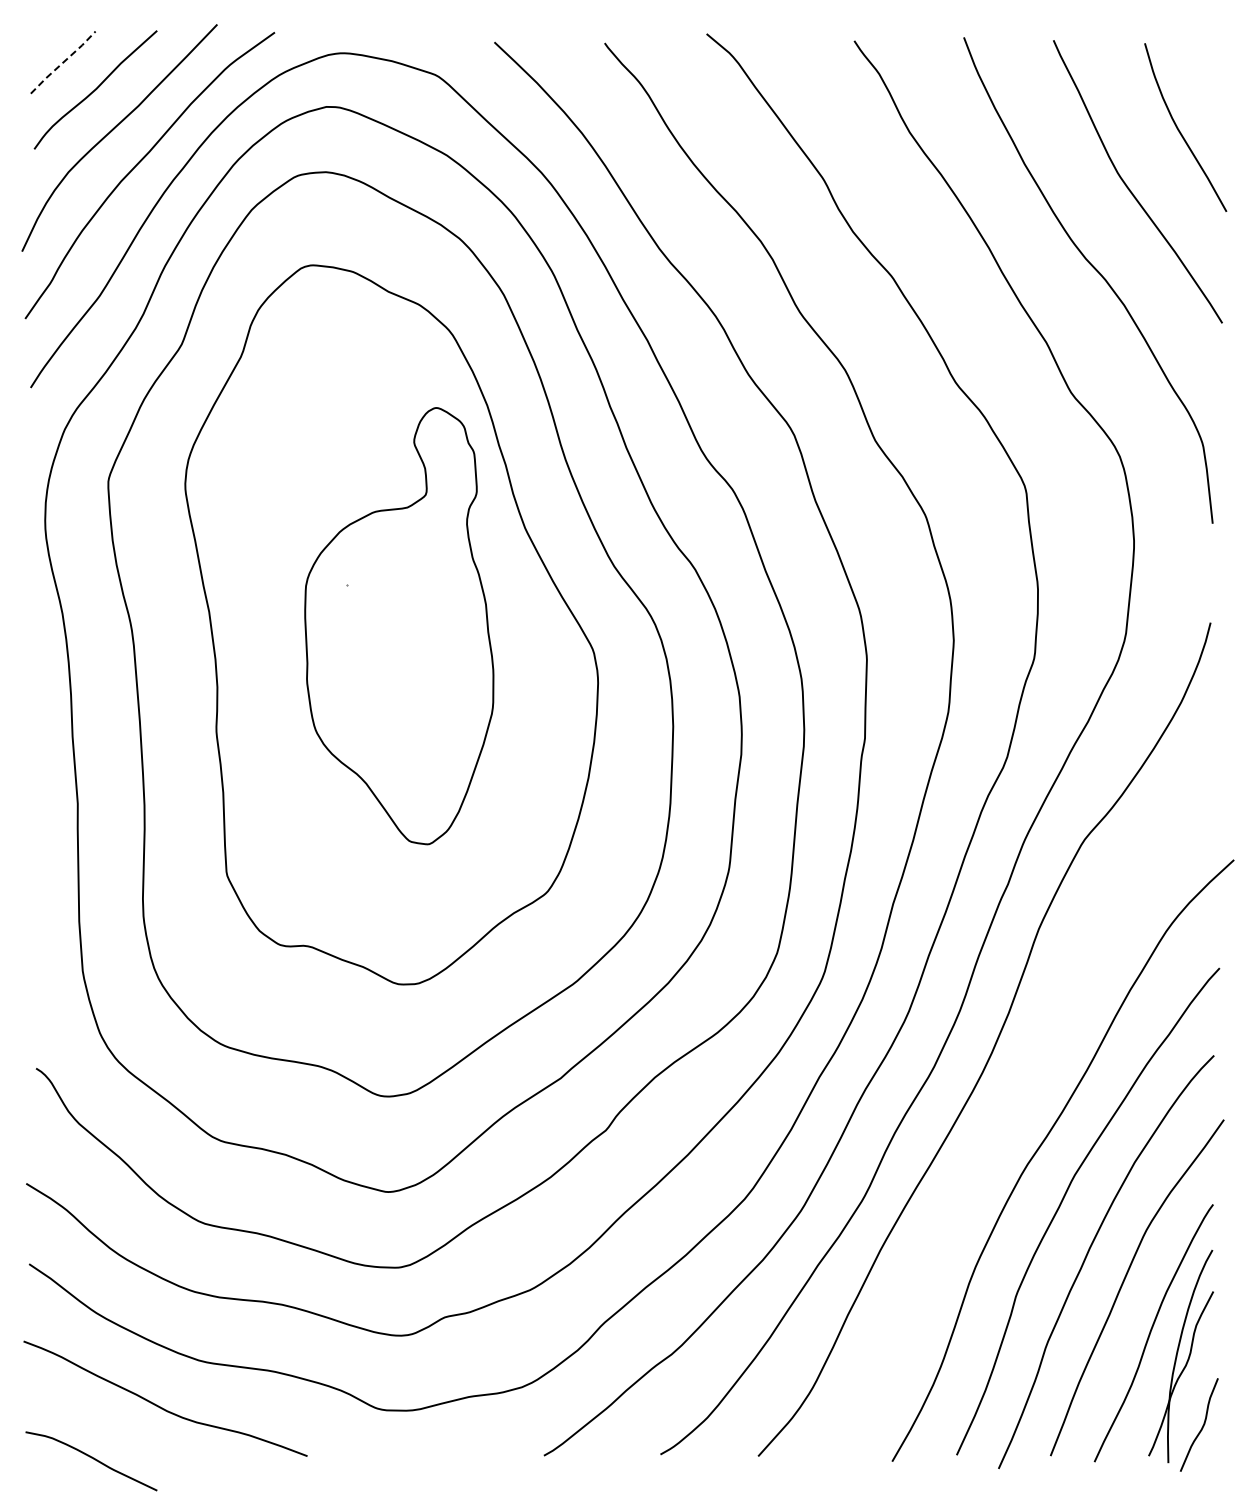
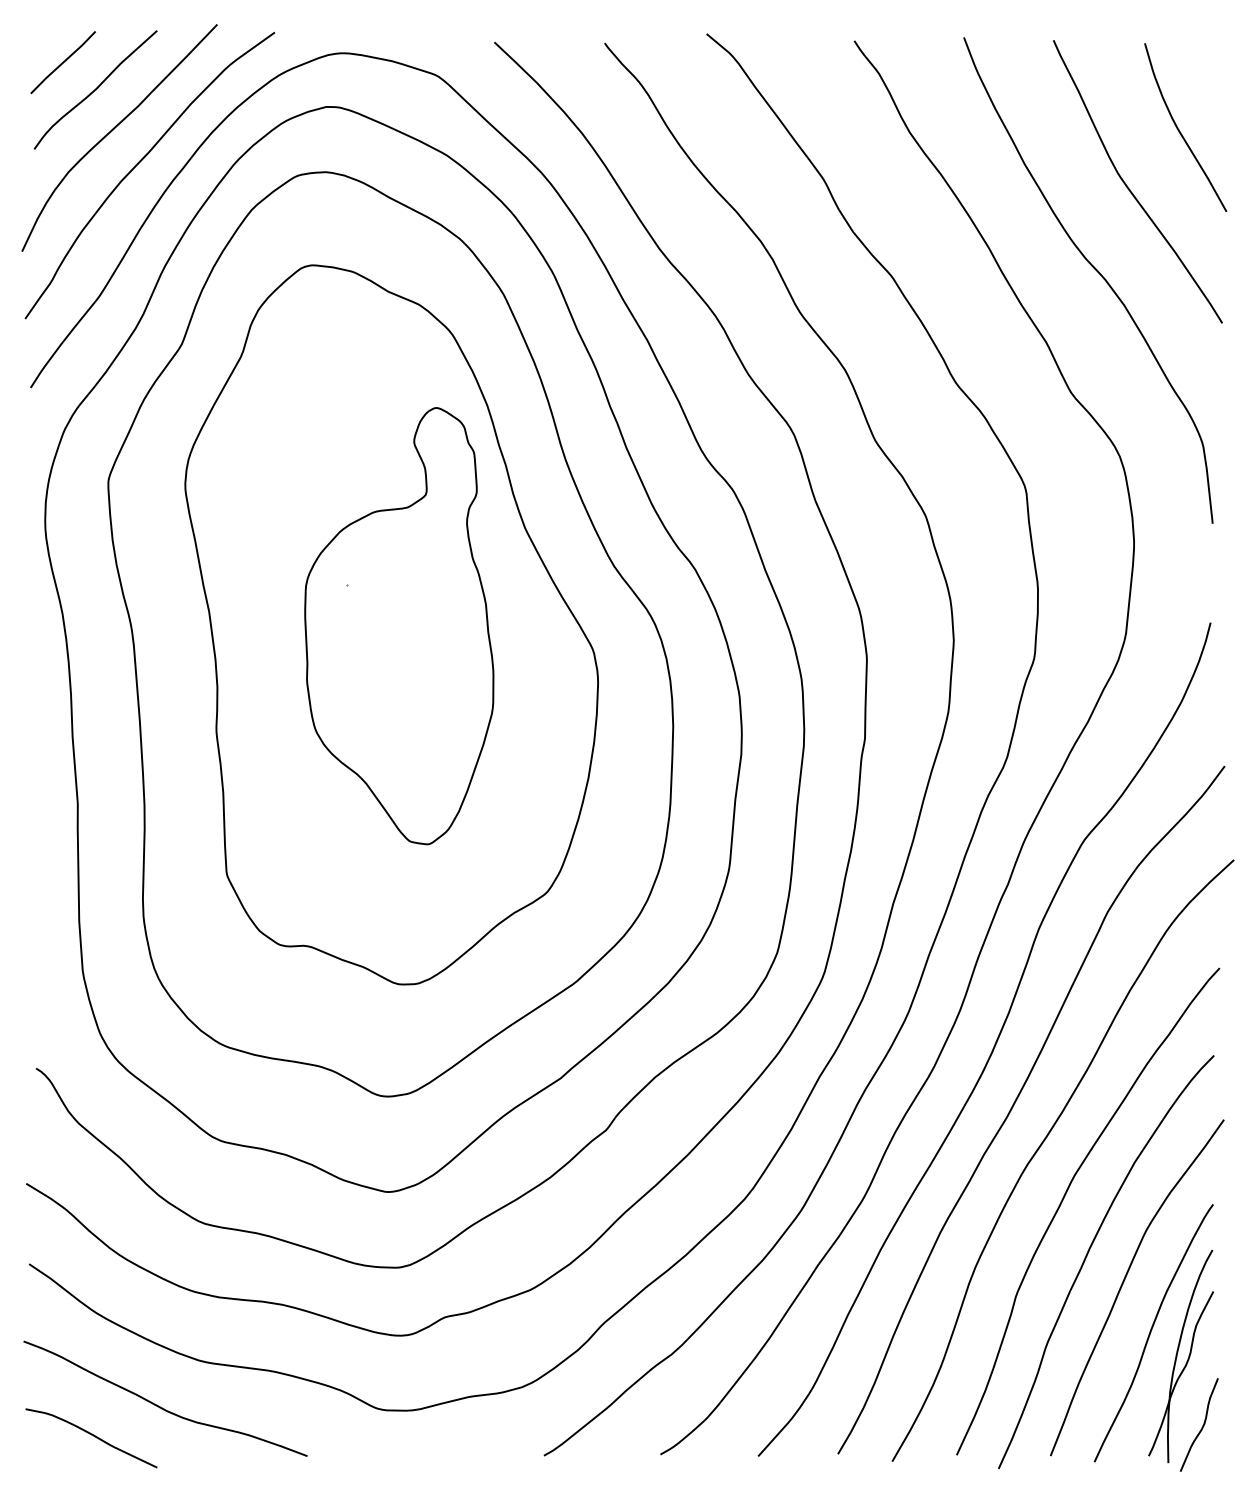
line: dashed -> solid (63, 62)
curve: none -> present (1016, 1101)
curve position: (93, 1459) -> (93, 1436) (93, 1436)
